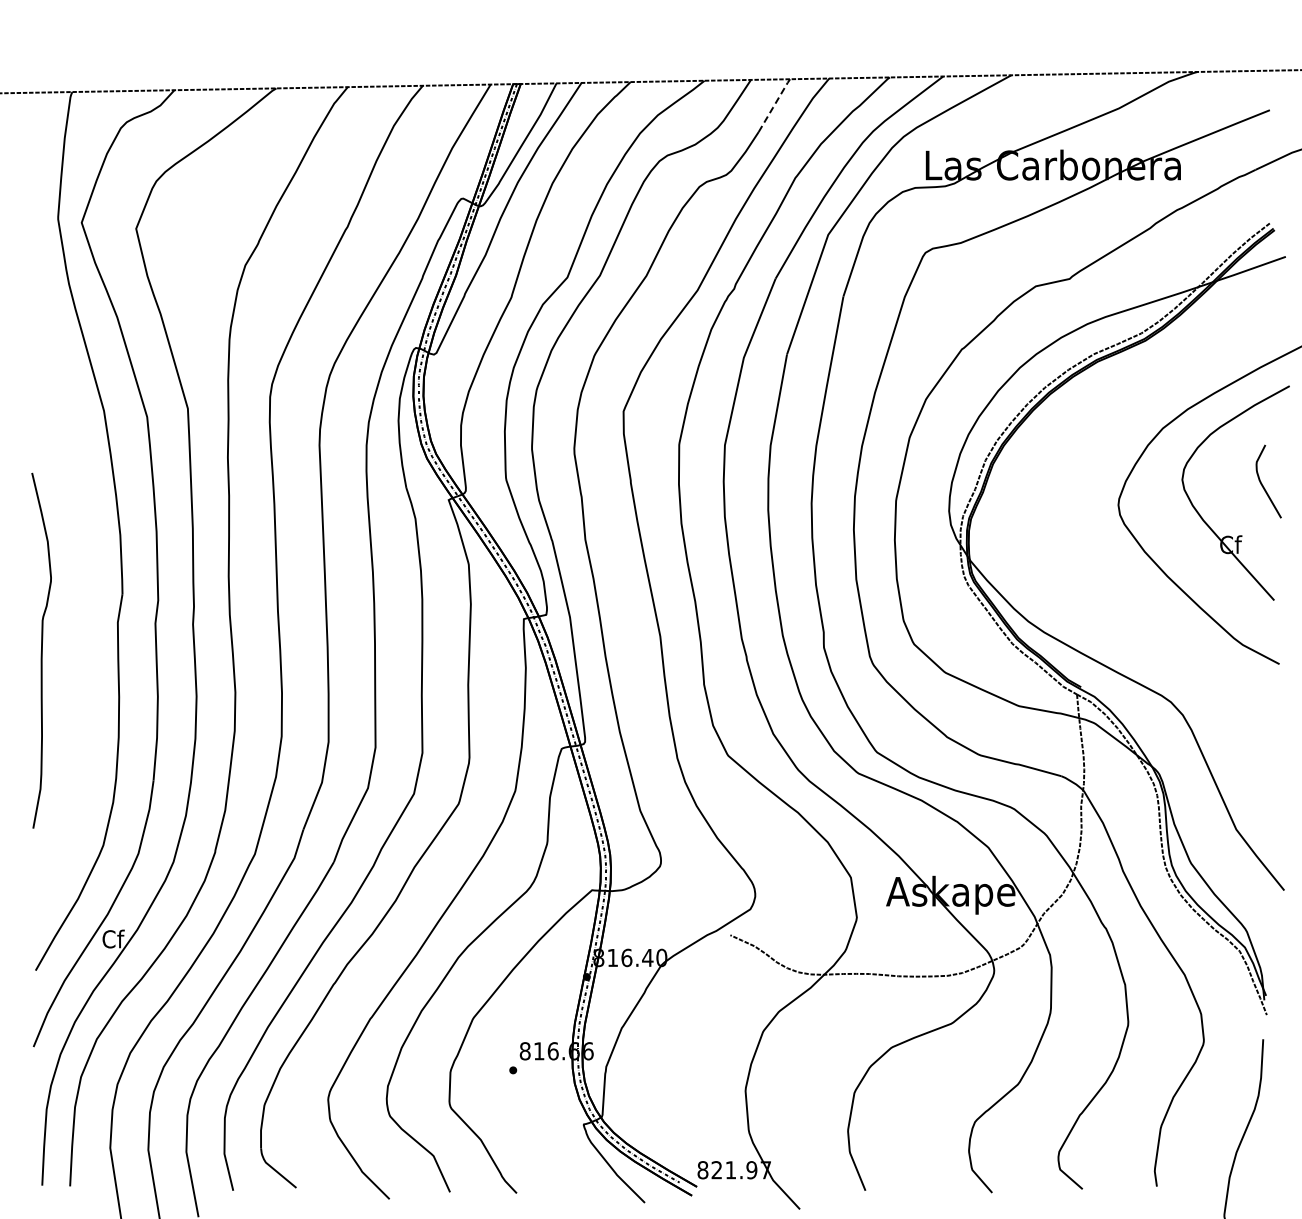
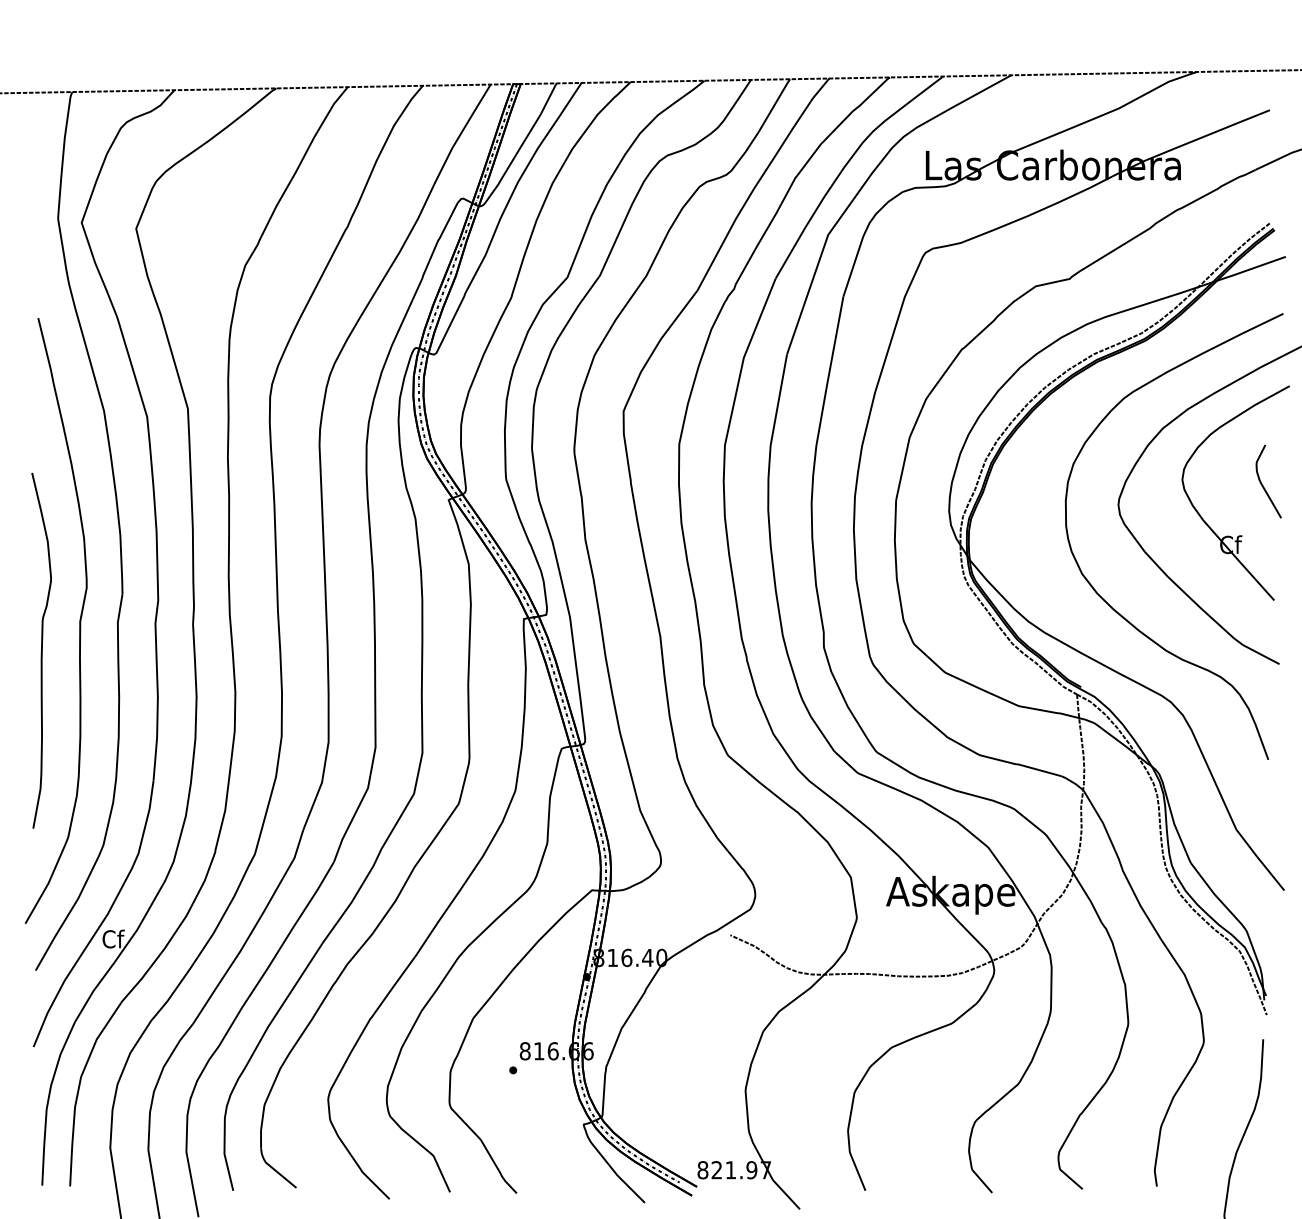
line: dashed -> solid (774, 104)
curve: none -> present (1114, 608)
curve: none -> present (79, 620)
